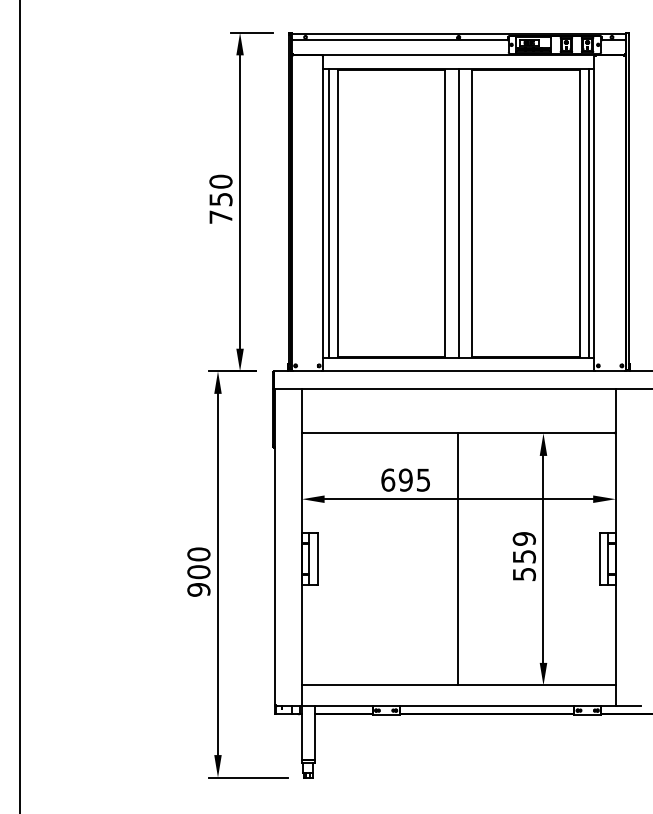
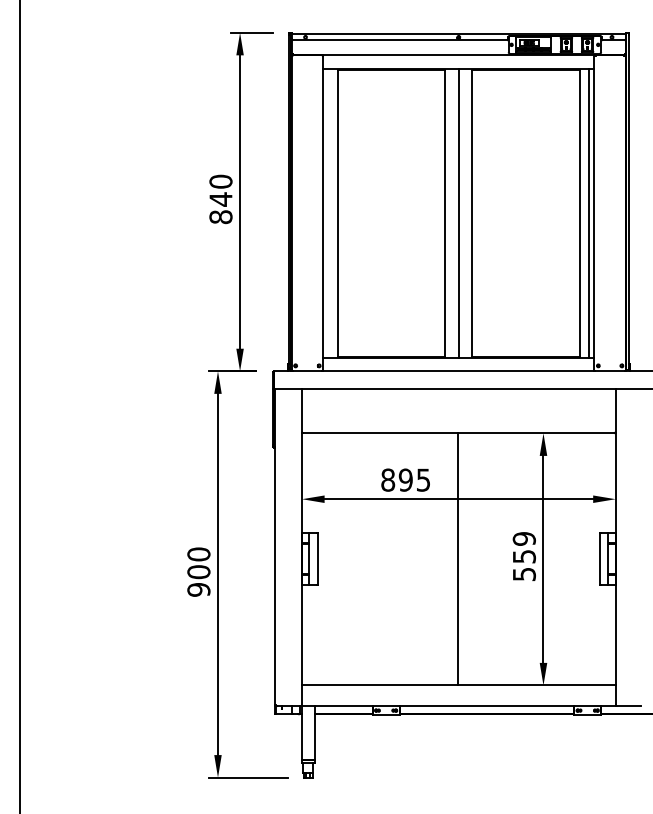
text: 750 -> 840 (220, 208)
line: present -> none (328, 212)
text: 695 -> 895 (388, 479)
